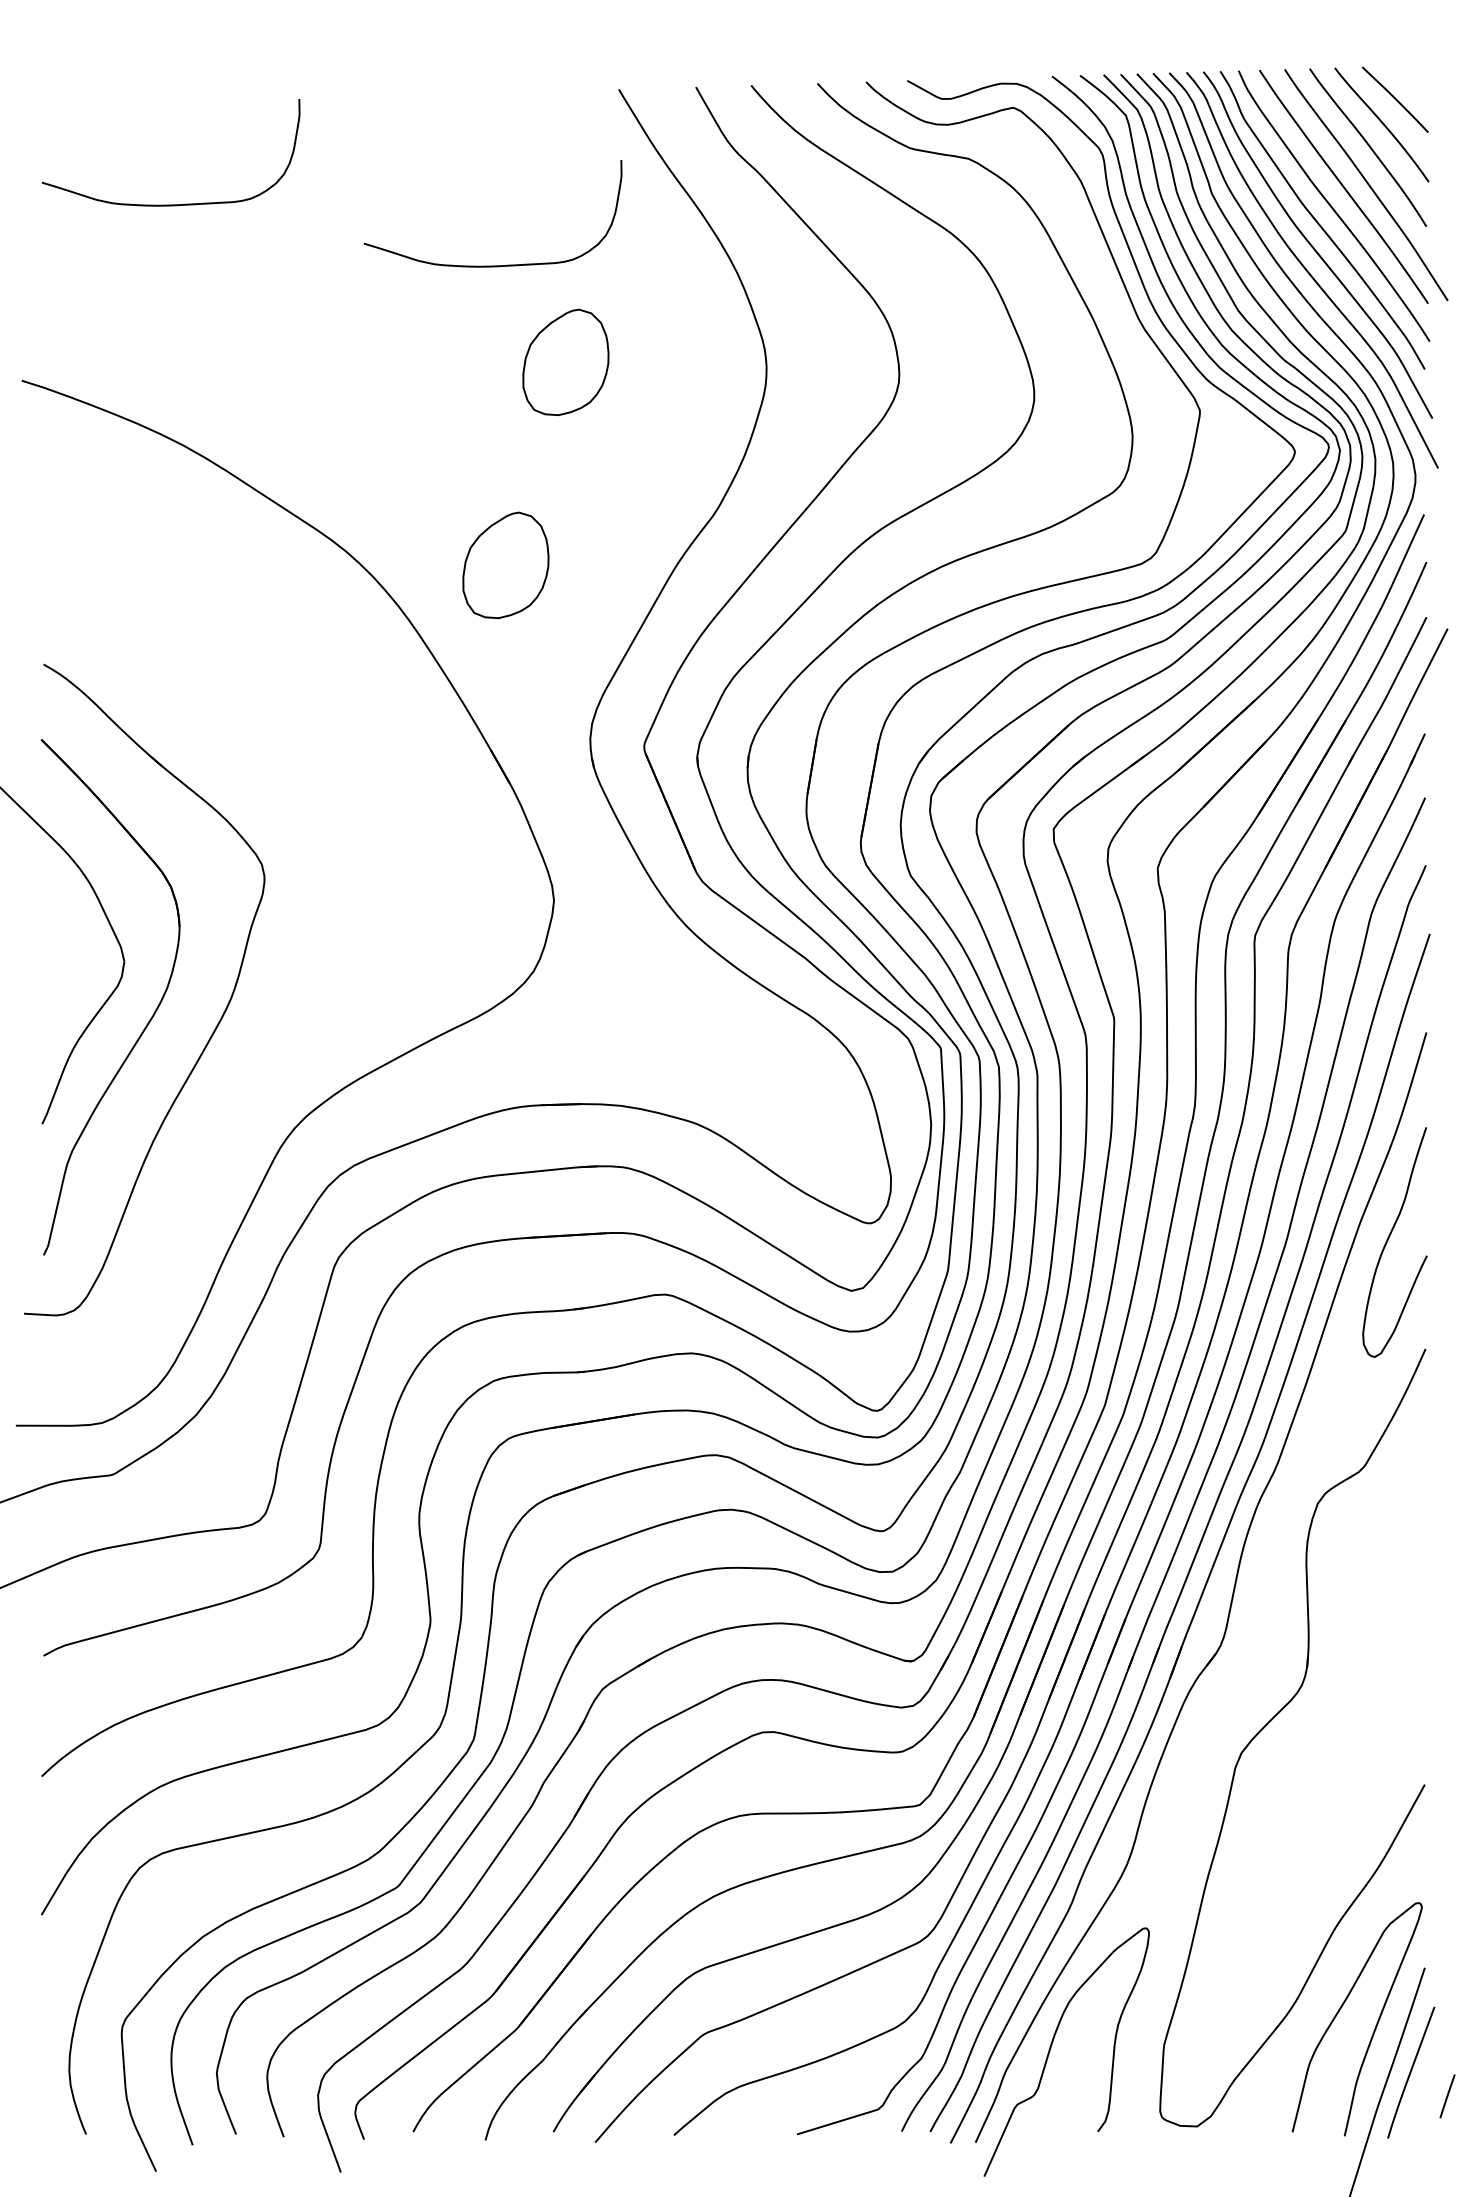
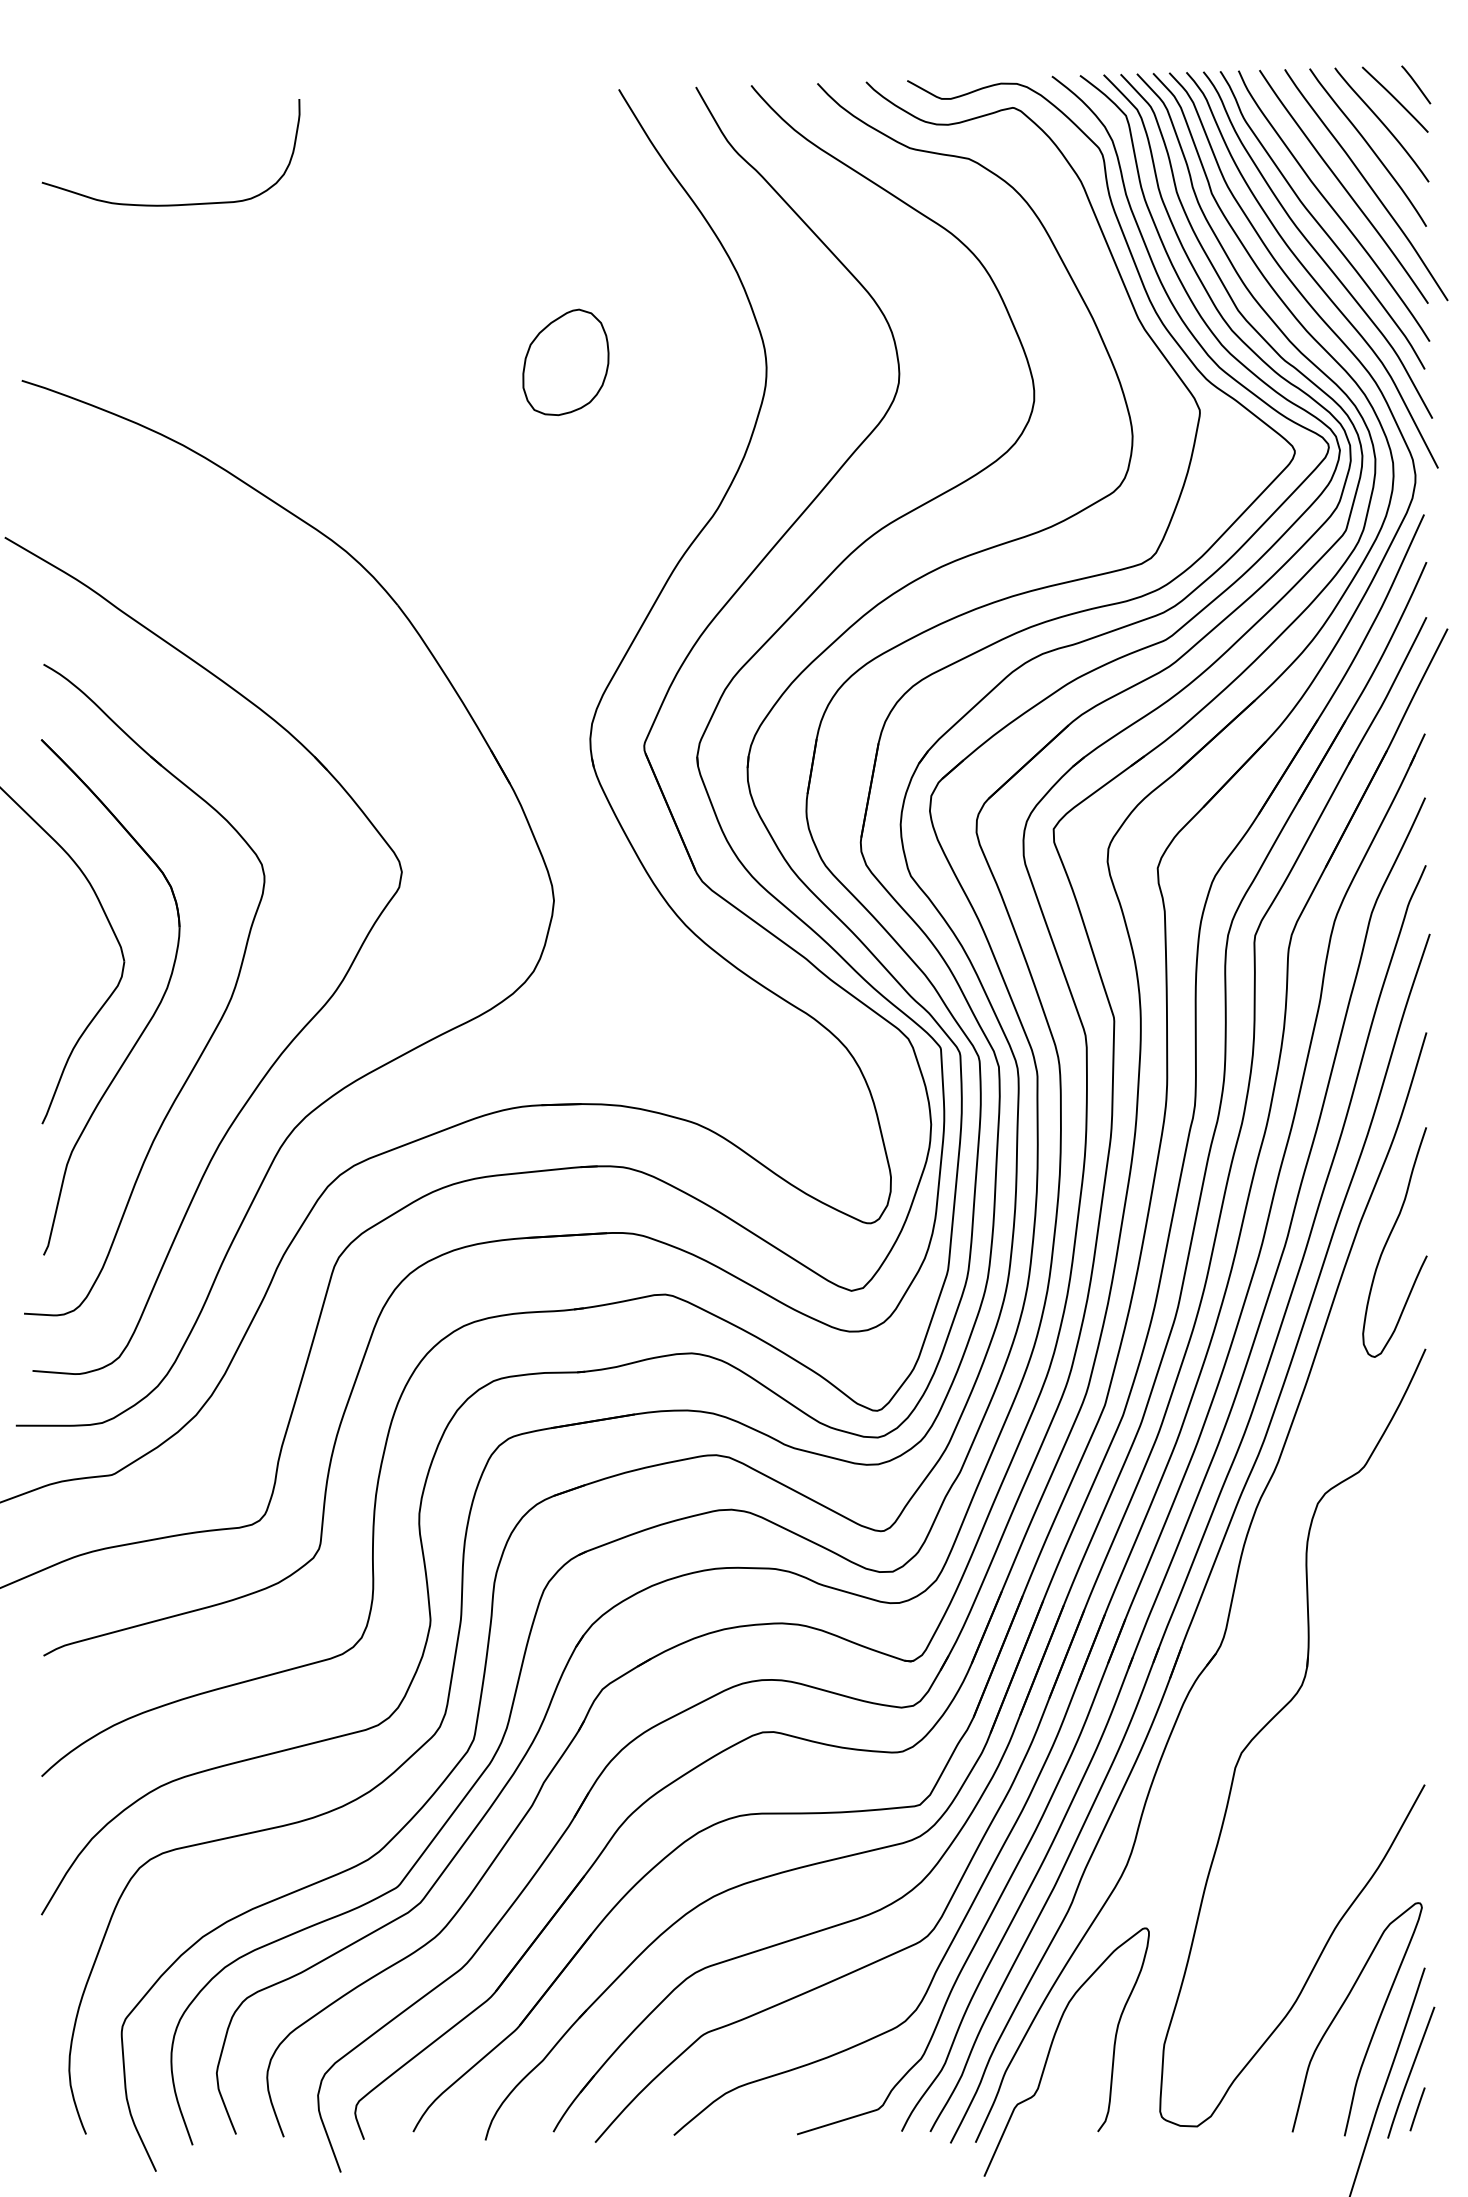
line: none -> present (1416, 84)
curve: present -> none (492, 265)
part: present -> none (505, 565)
part: none -> present (294, 1036)
line position: (1447, 2096) -> (1417, 2109) (1417, 2109)
